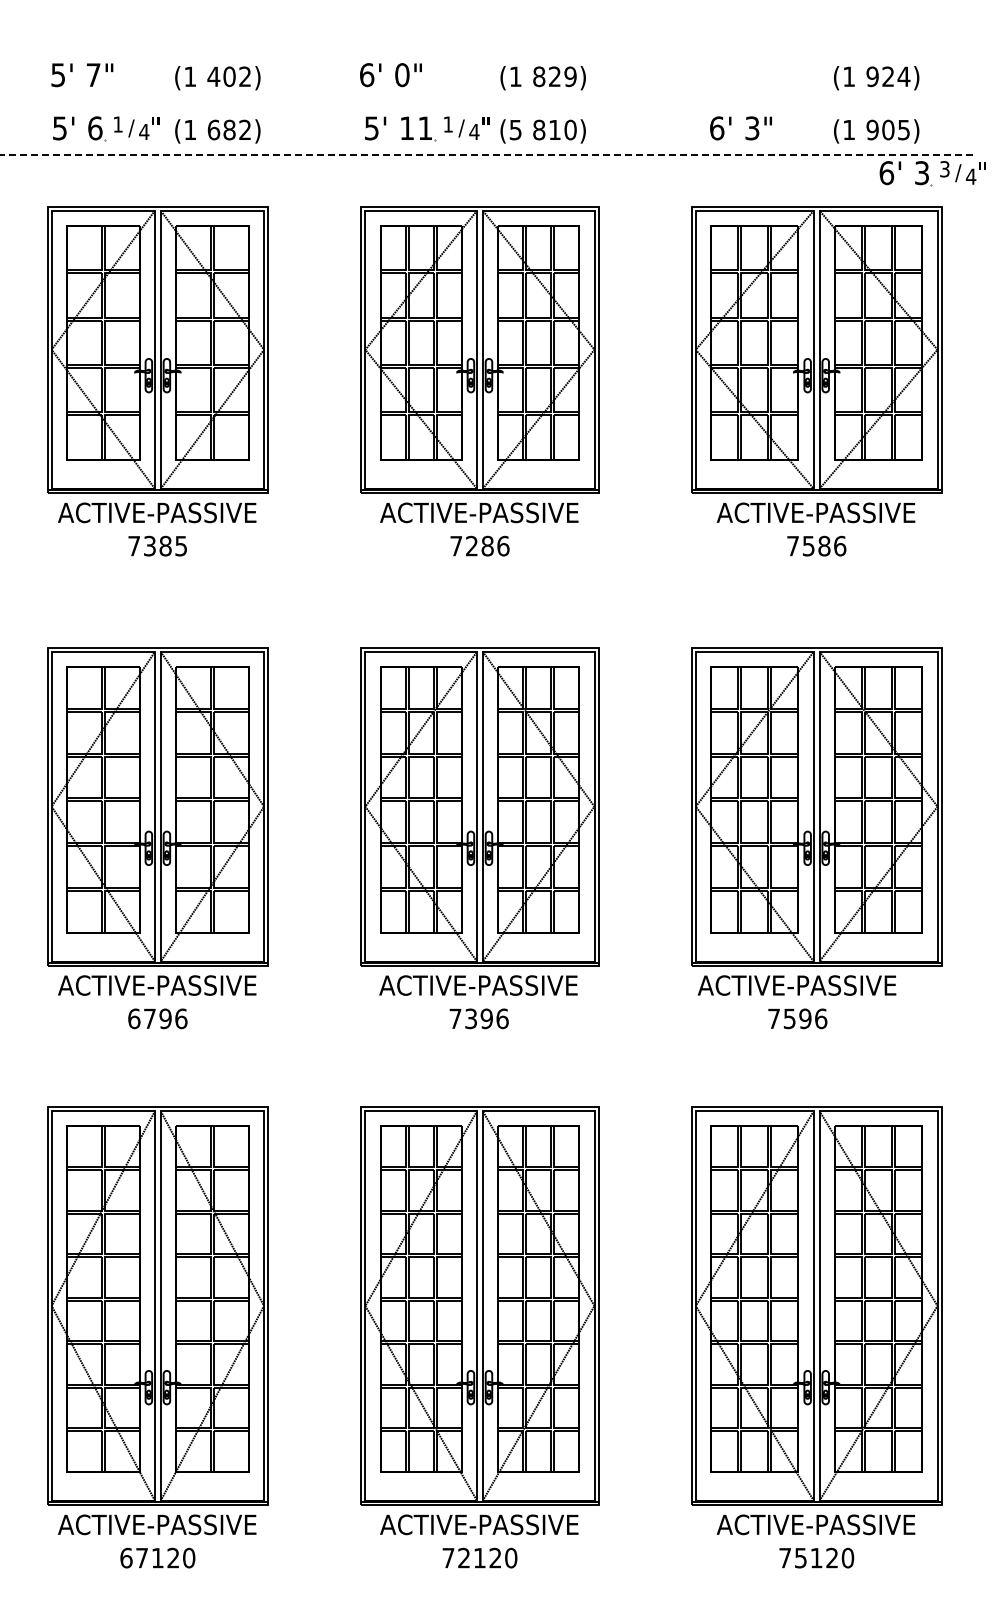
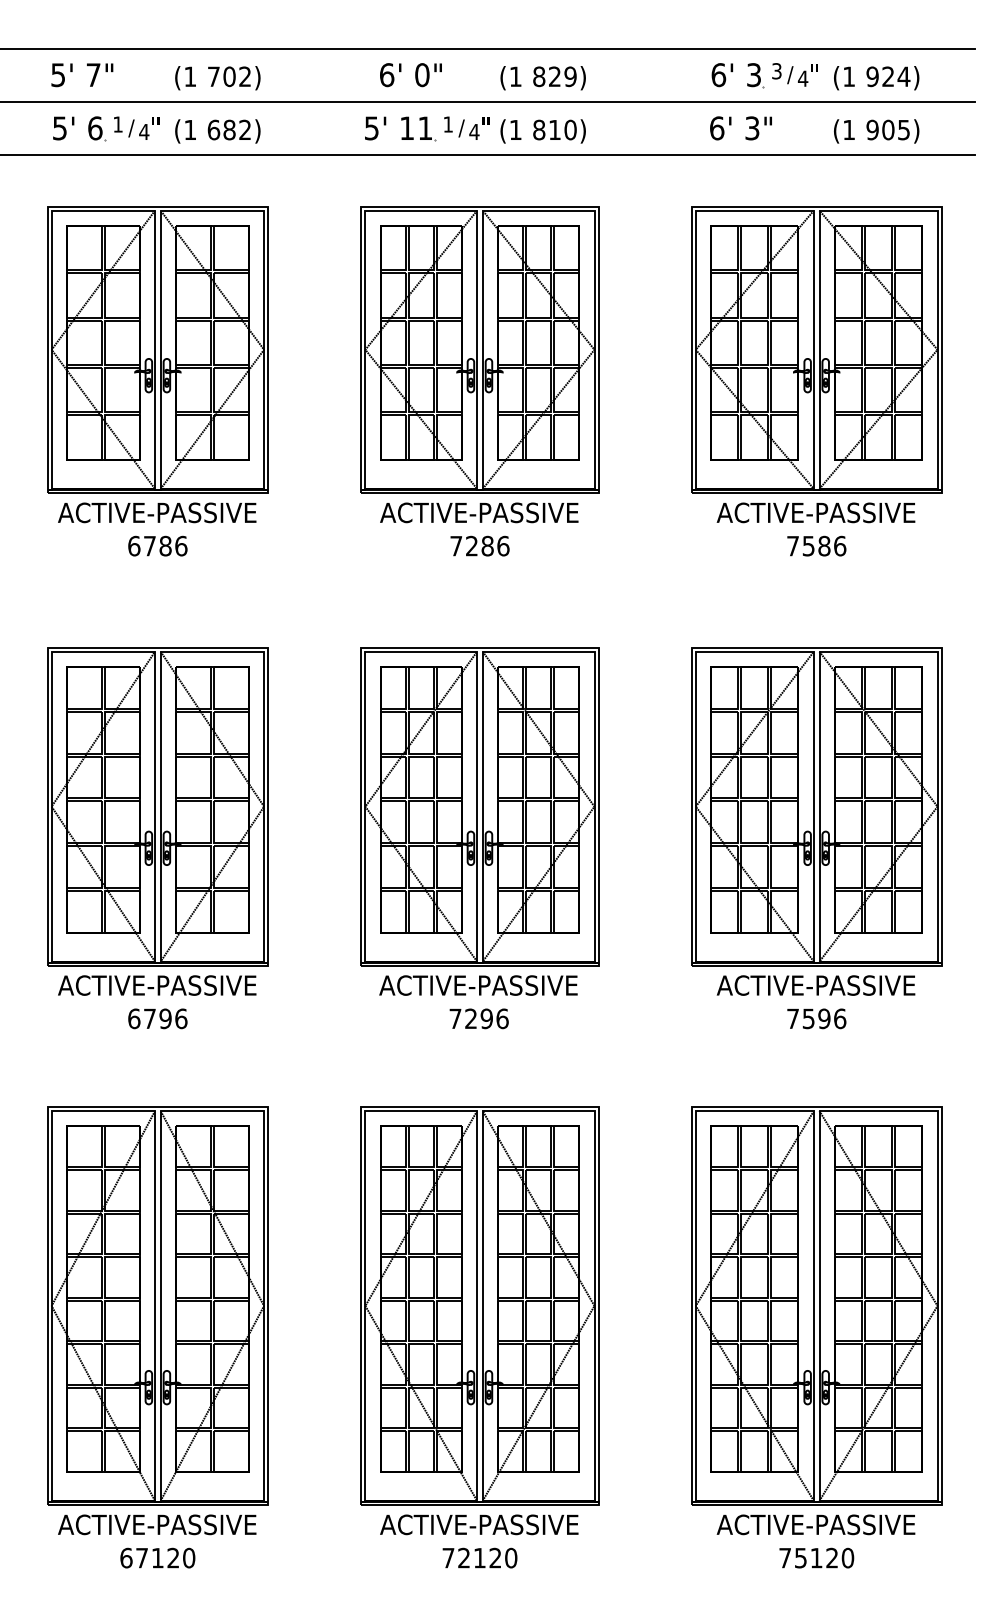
line: none -> present (488, 48)
text position: (390, 75) -> (410, 75) (410, 75)
text: 402) -> 702) (213, 76)
line: none -> present (488, 101)
text: (5 -> (1 (515, 130)
line: dashed -> solid (487, 155)
part position: (932, 173) -> (764, 75) (764, 75)
text: 7385 -> 6786 (157, 545)
text position: (796, 1002) -> (815, 1002) (815, 1002)
text: 7396 -> 7296 (470, 1018)
